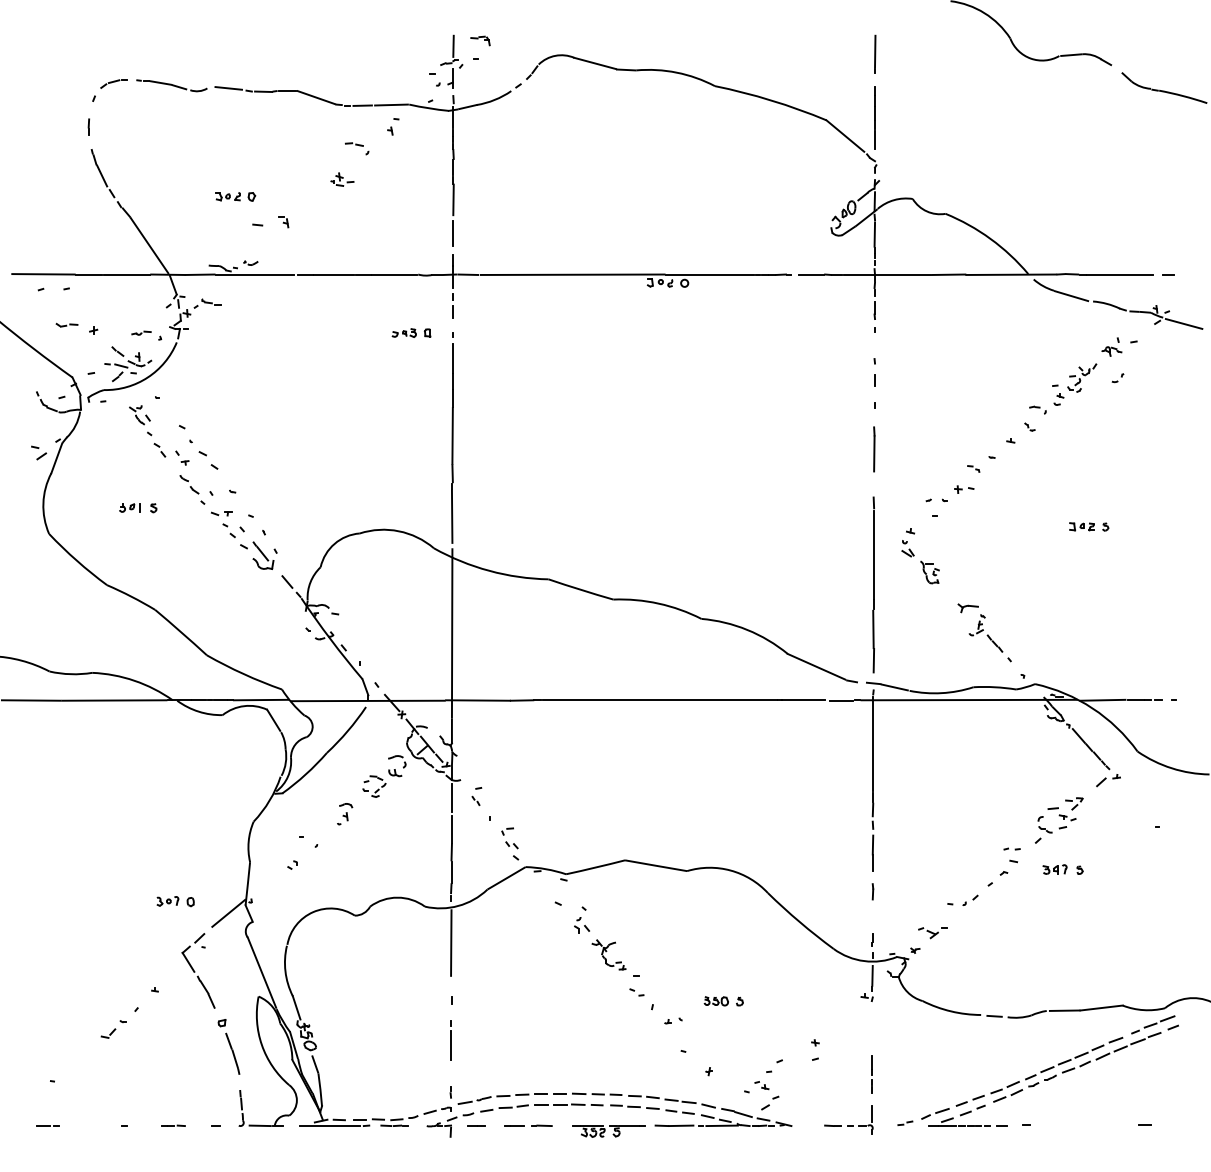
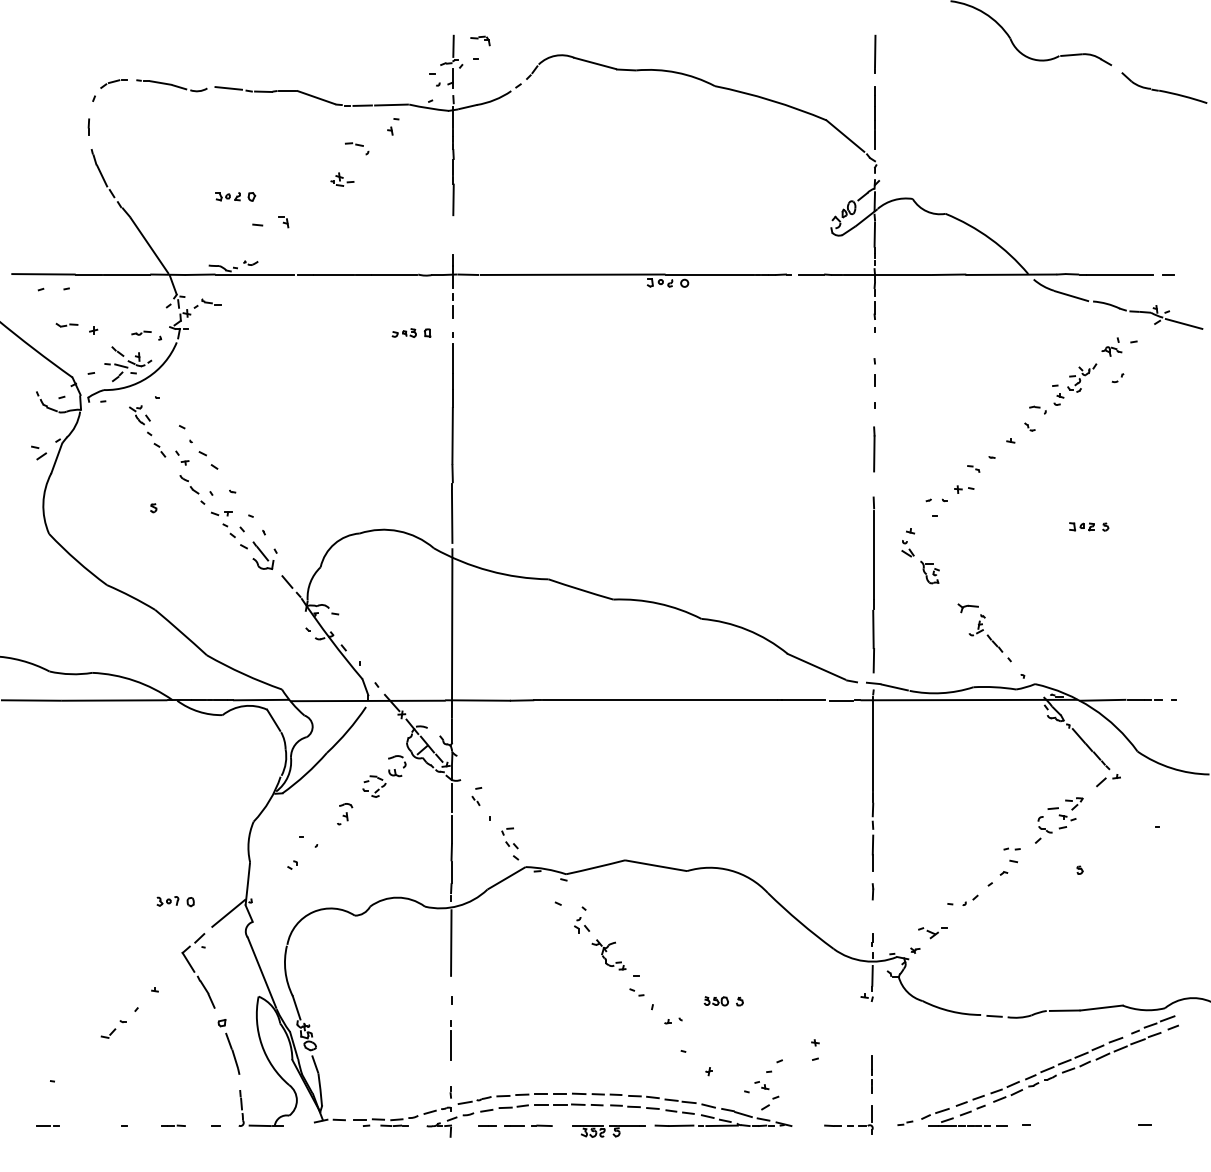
line: present -> none (453, 232)
part: present -> none (129, 507)
part: present -> none (1054, 869)
line: present -> none (329, 1125)
line position: (476, 1125) -> (487, 1125) (487, 1125)
